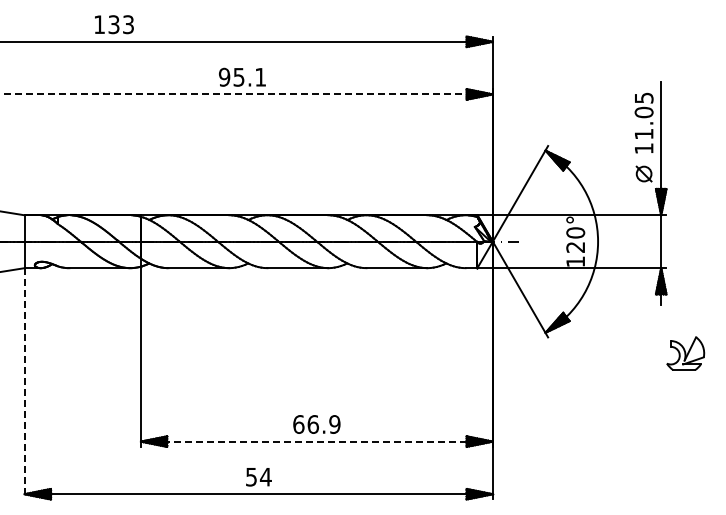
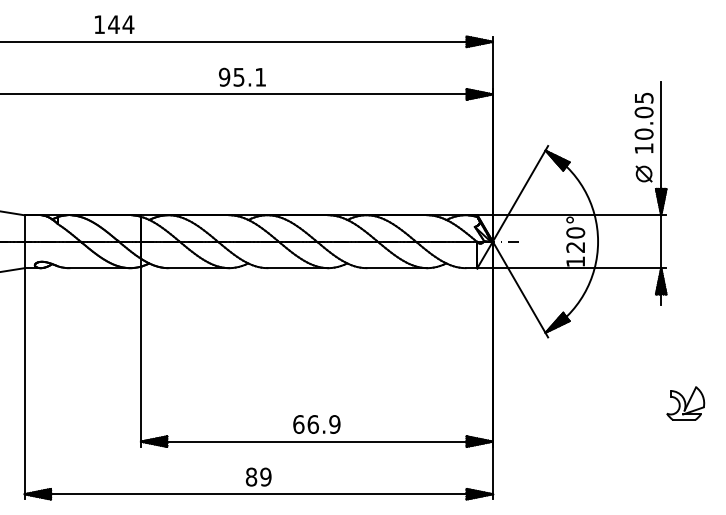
text: 133 -> 144 (121, 24)
line: dashed -> solid (247, 94)
text: 11.05 -> 10.05 (643, 133)
part position: (685, 353) -> (685, 403) (685, 403)
line: dashed -> solid (24, 383)
line: dashed -> solid (316, 441)
text: 54 -> 89 (258, 476)
